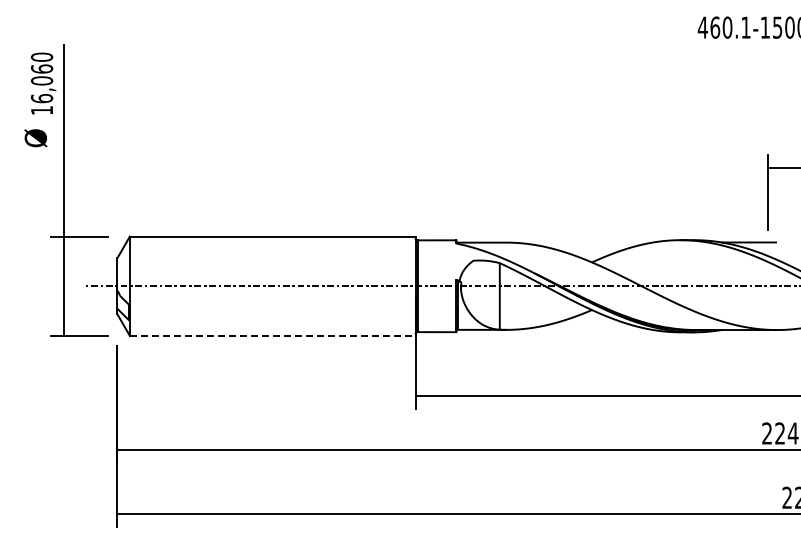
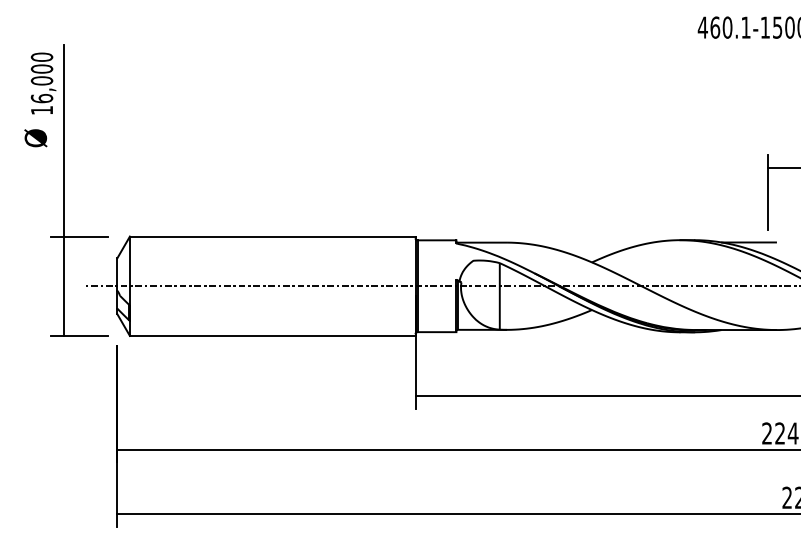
text: 16,060 -> 16,000 (41, 68)
line: dashed -> solid (272, 335)
